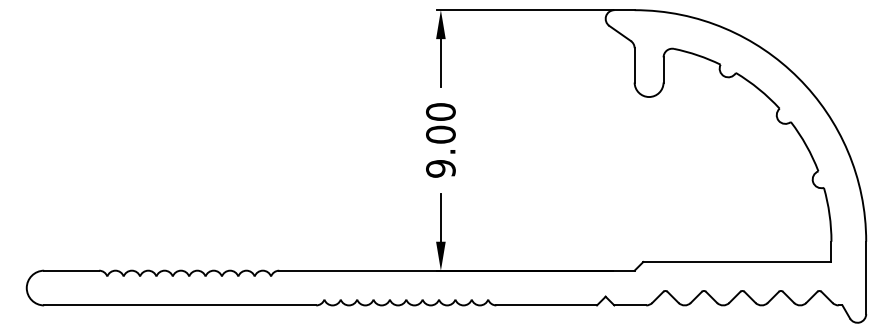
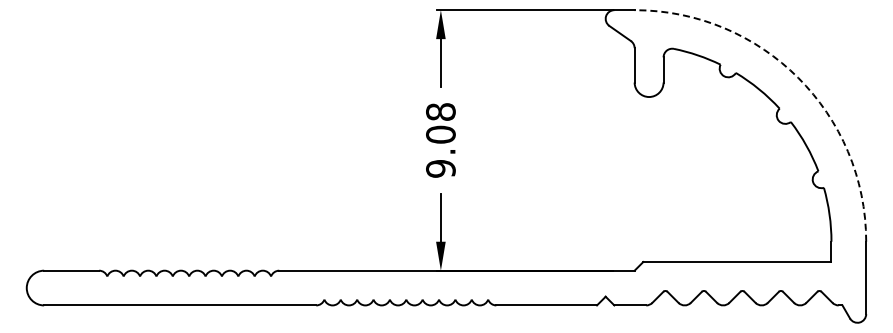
arc: solid -> dashed (798, 78)
text: 9.00 -> 9.08 (440, 111)
